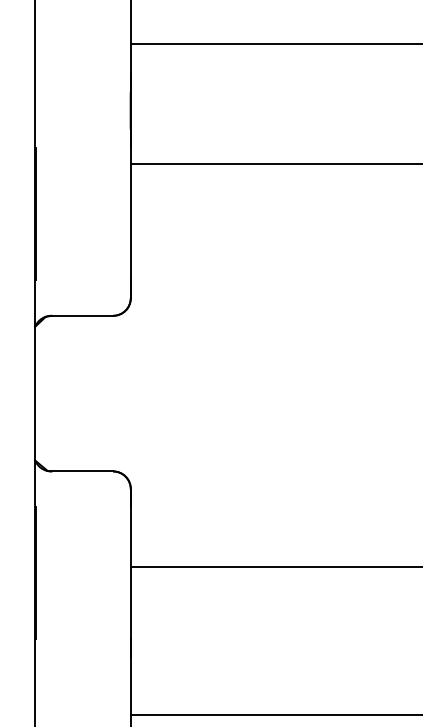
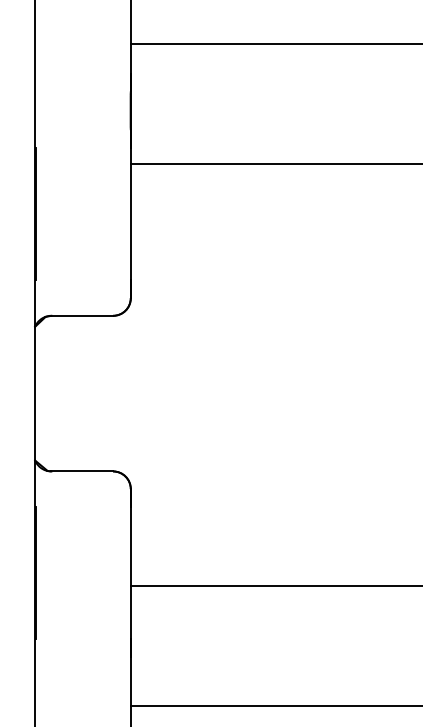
line position: (274, 566) -> (274, 585) (274, 585)
line position: (274, 714) -> (274, 705) (274, 705)
